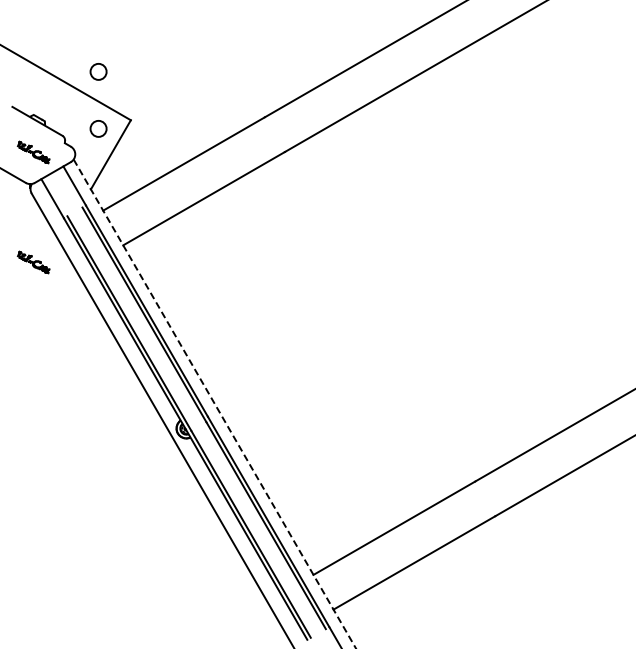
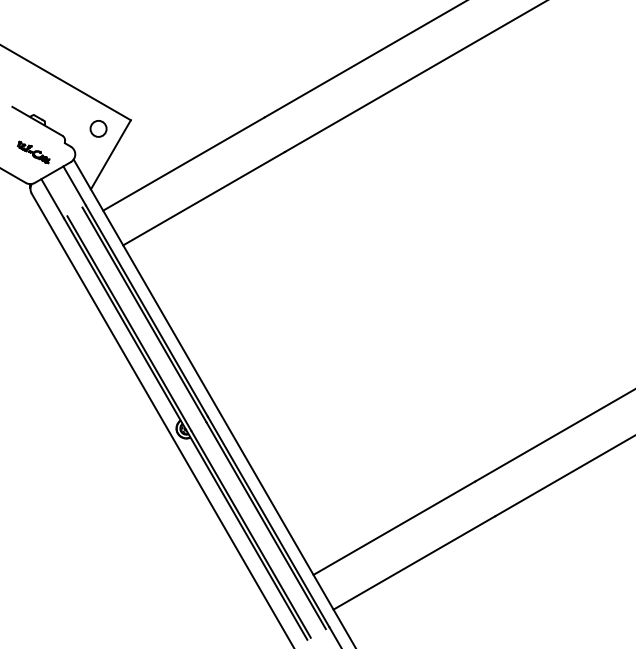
circle: present -> none (98, 71)
part: present -> none (33, 262)
line: dashed -> solid (215, 404)
